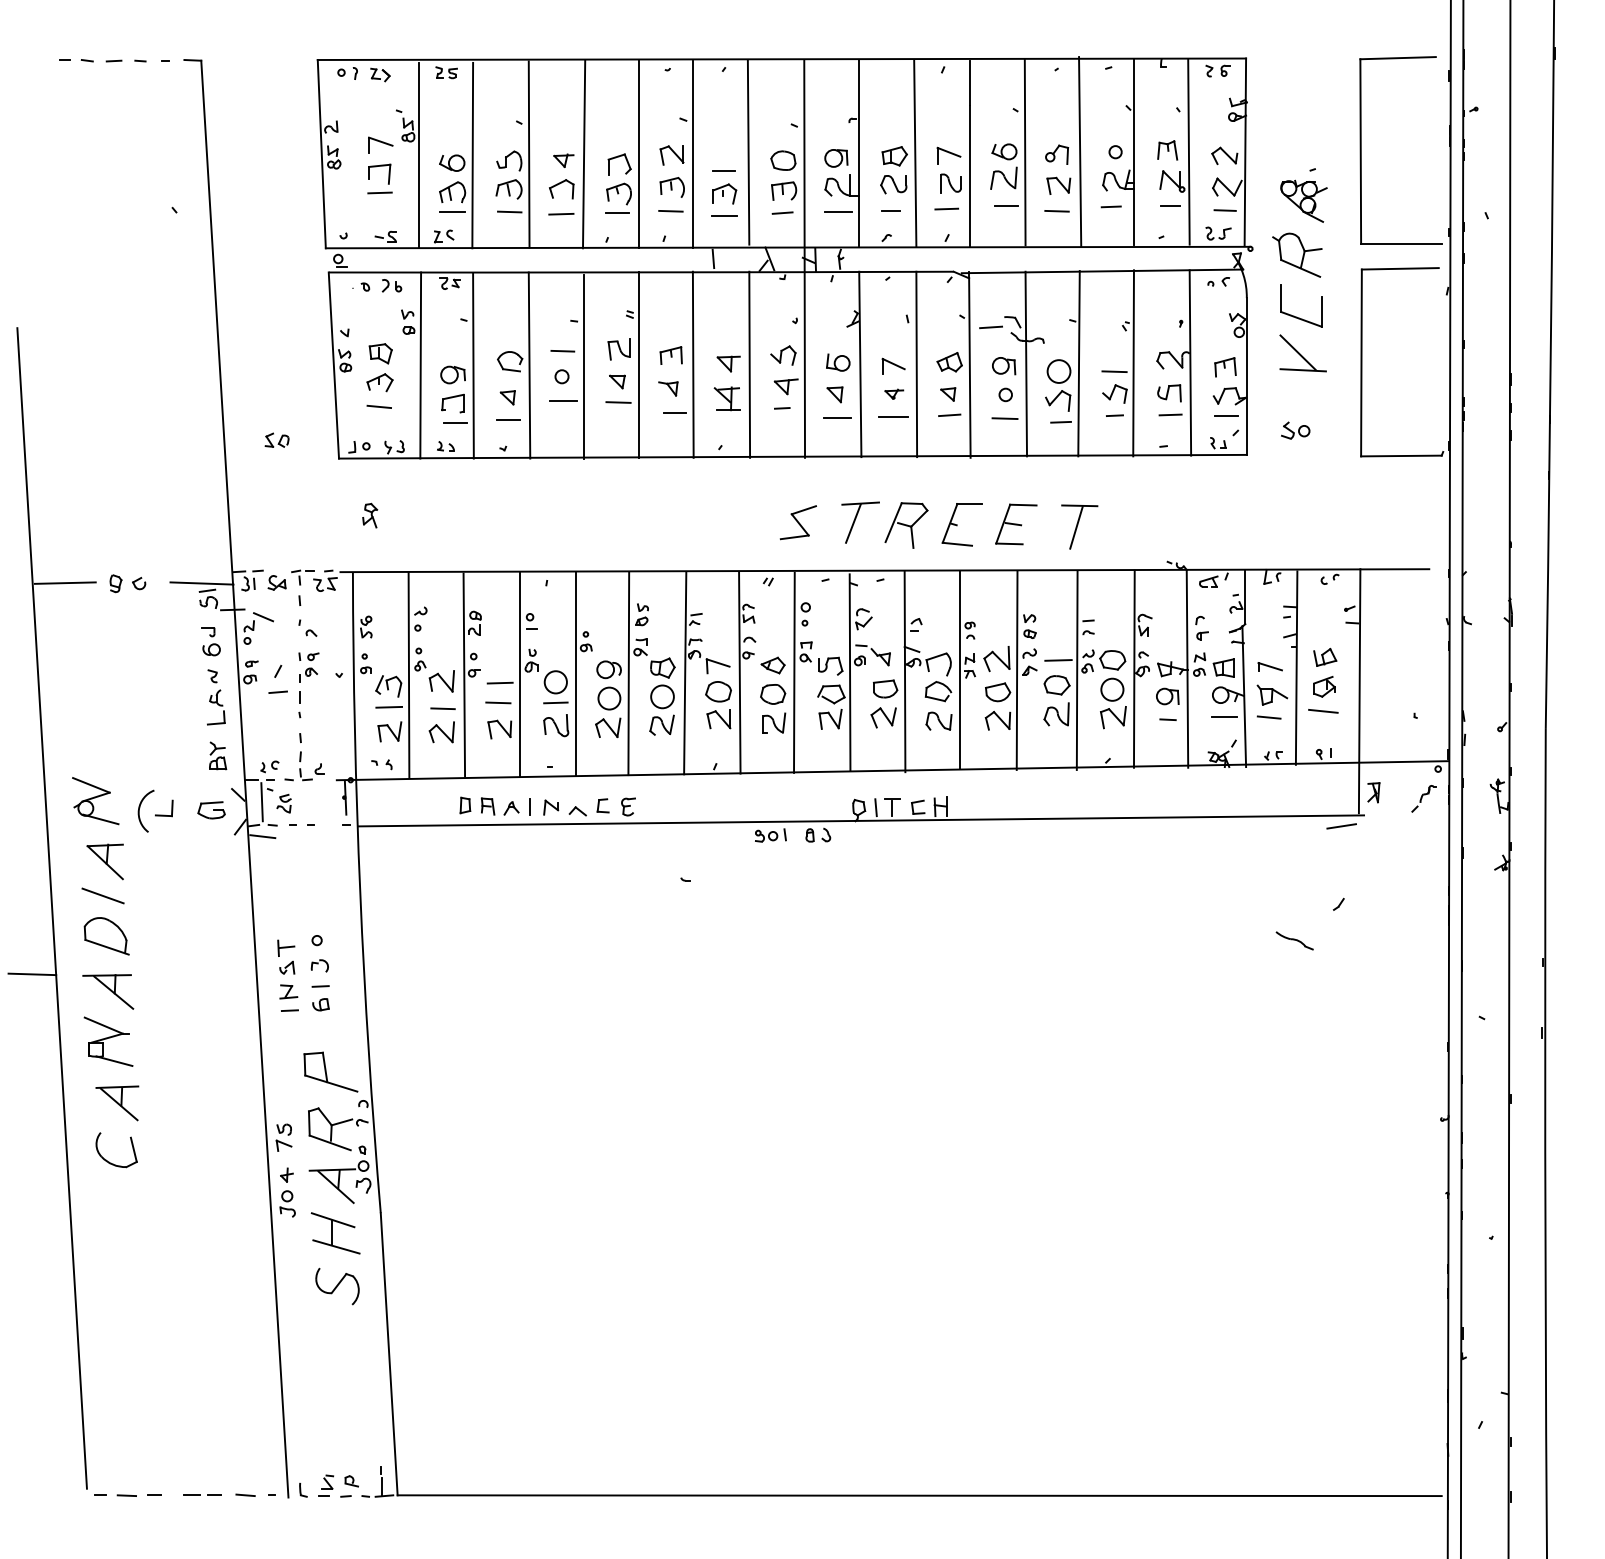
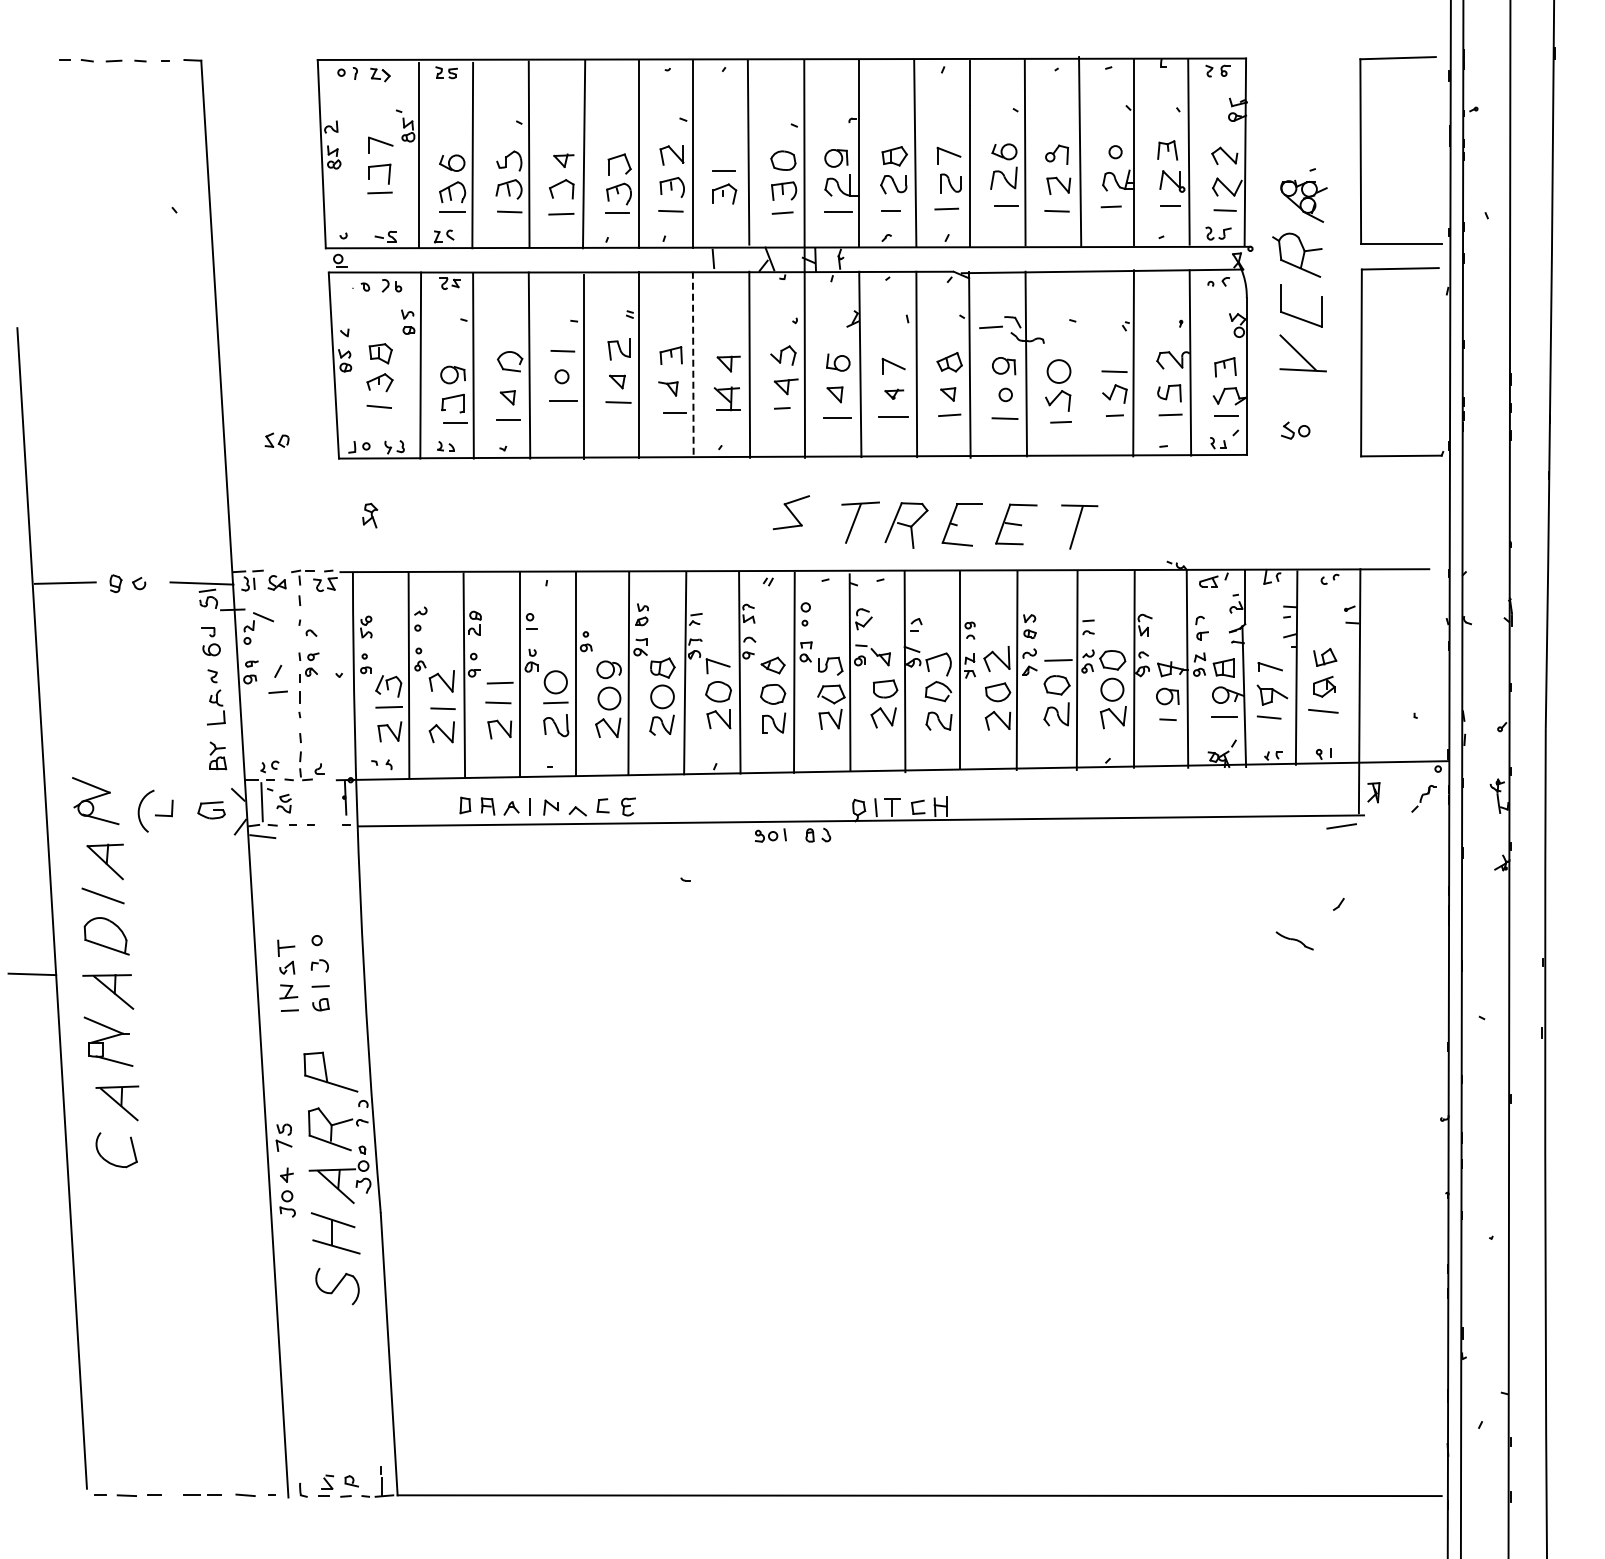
line: present -> none (723, 216)
line: present -> none (1078, 363)
line: solid -> dashed (693, 365)
part position: (797, 522) -> (790, 512) (790, 512)
